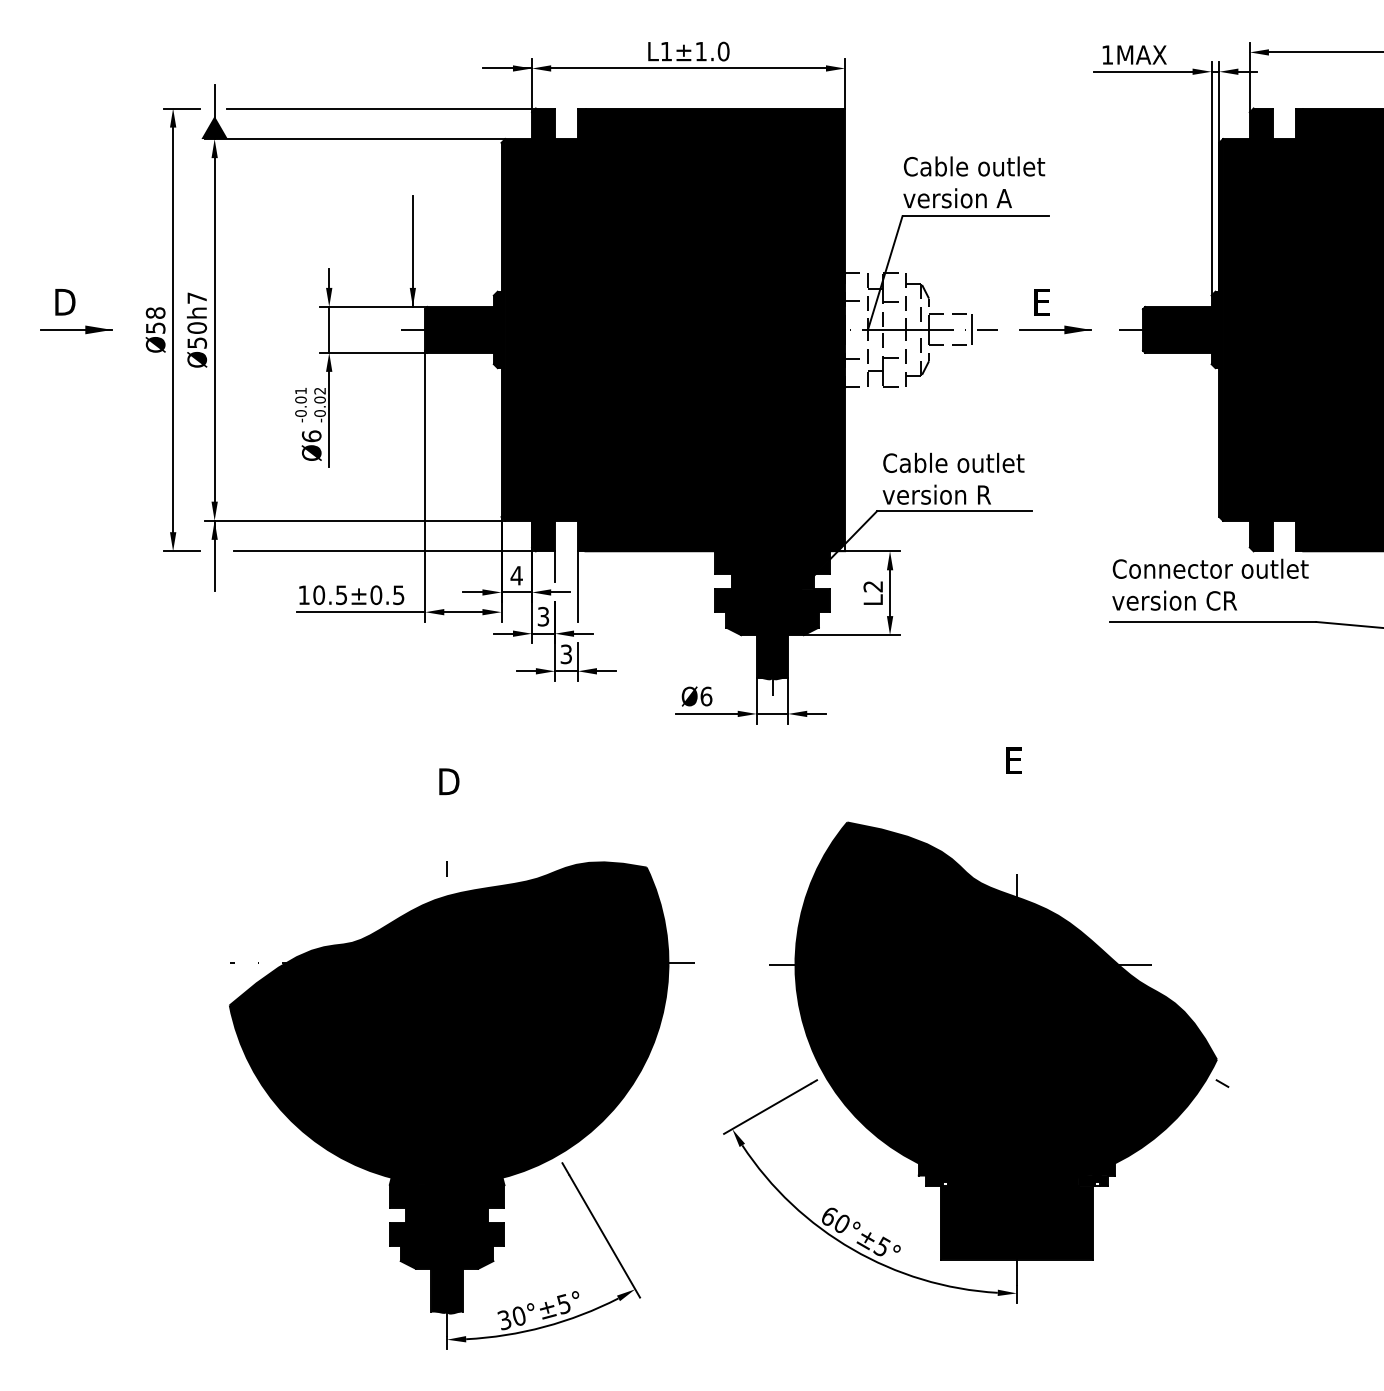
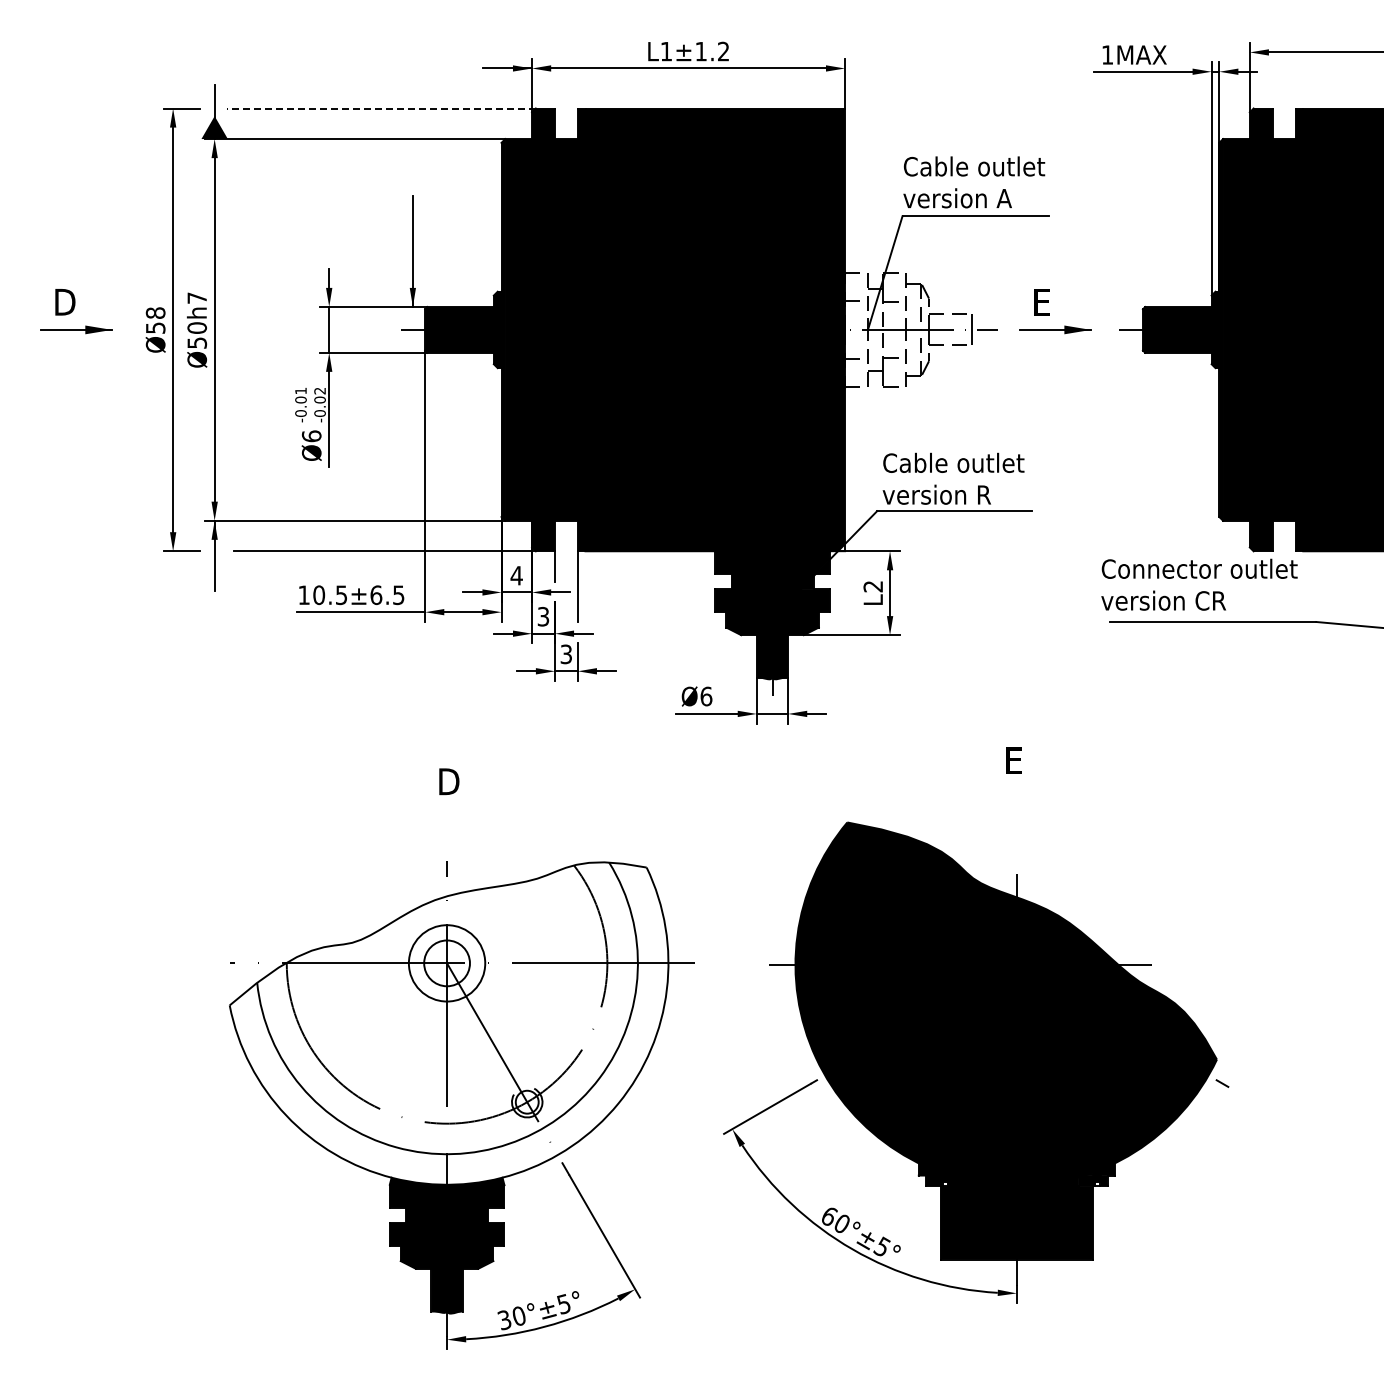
text: L1±1.0 -> L1±1.2 (723, 51)
line: solid -> dashed (381, 108)
text position: (1210, 584) -> (1199, 584) (1199, 584)
text: 10.5±0.5 -> 10.5±6.5 (376, 594)
fill: present -> none (448, 1023)
